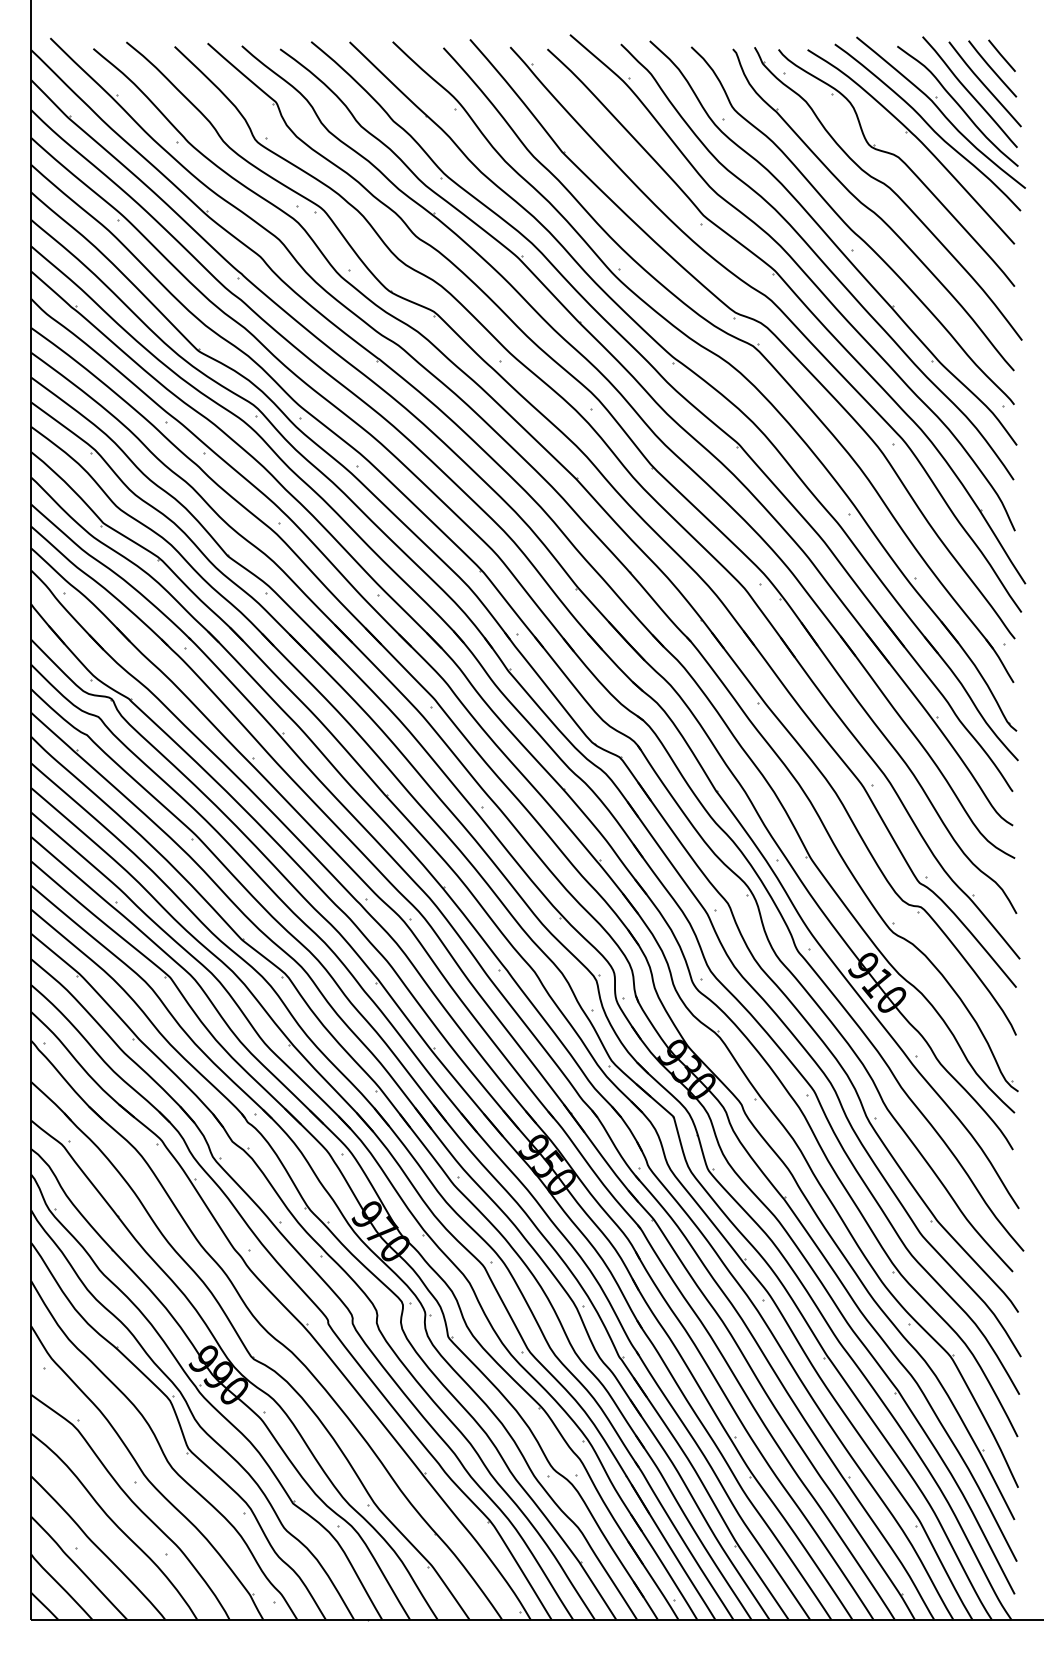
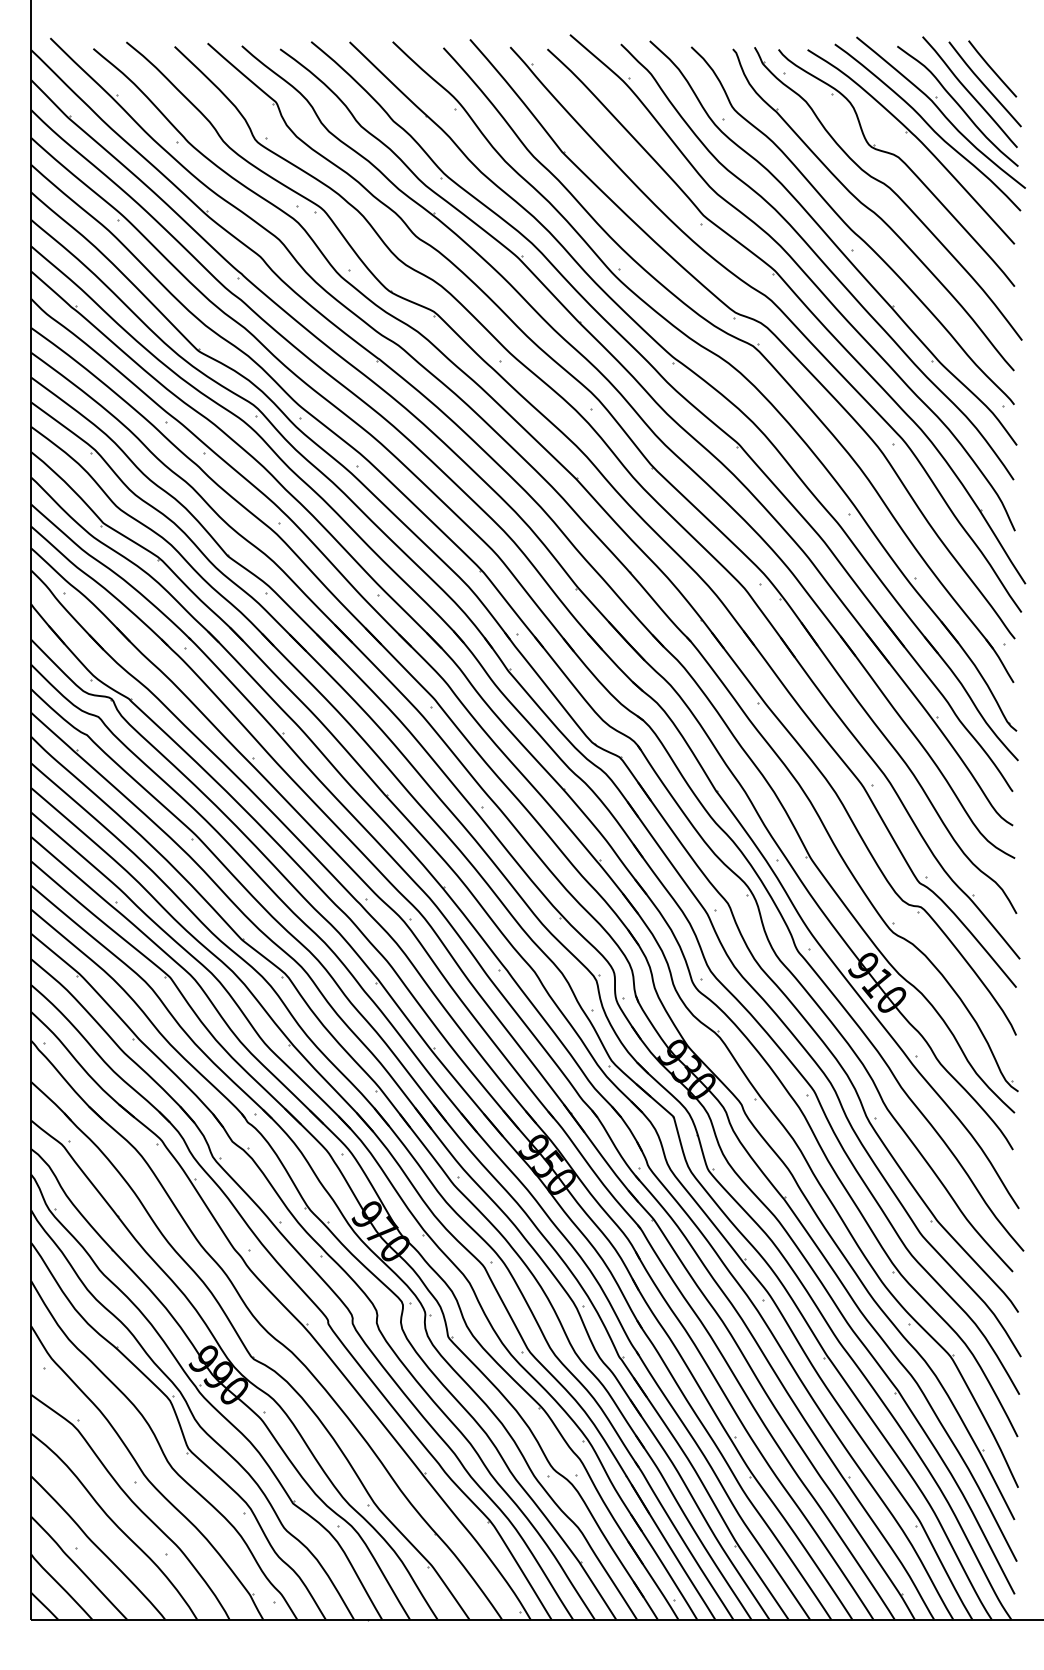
line: present -> none (1001, 55)
